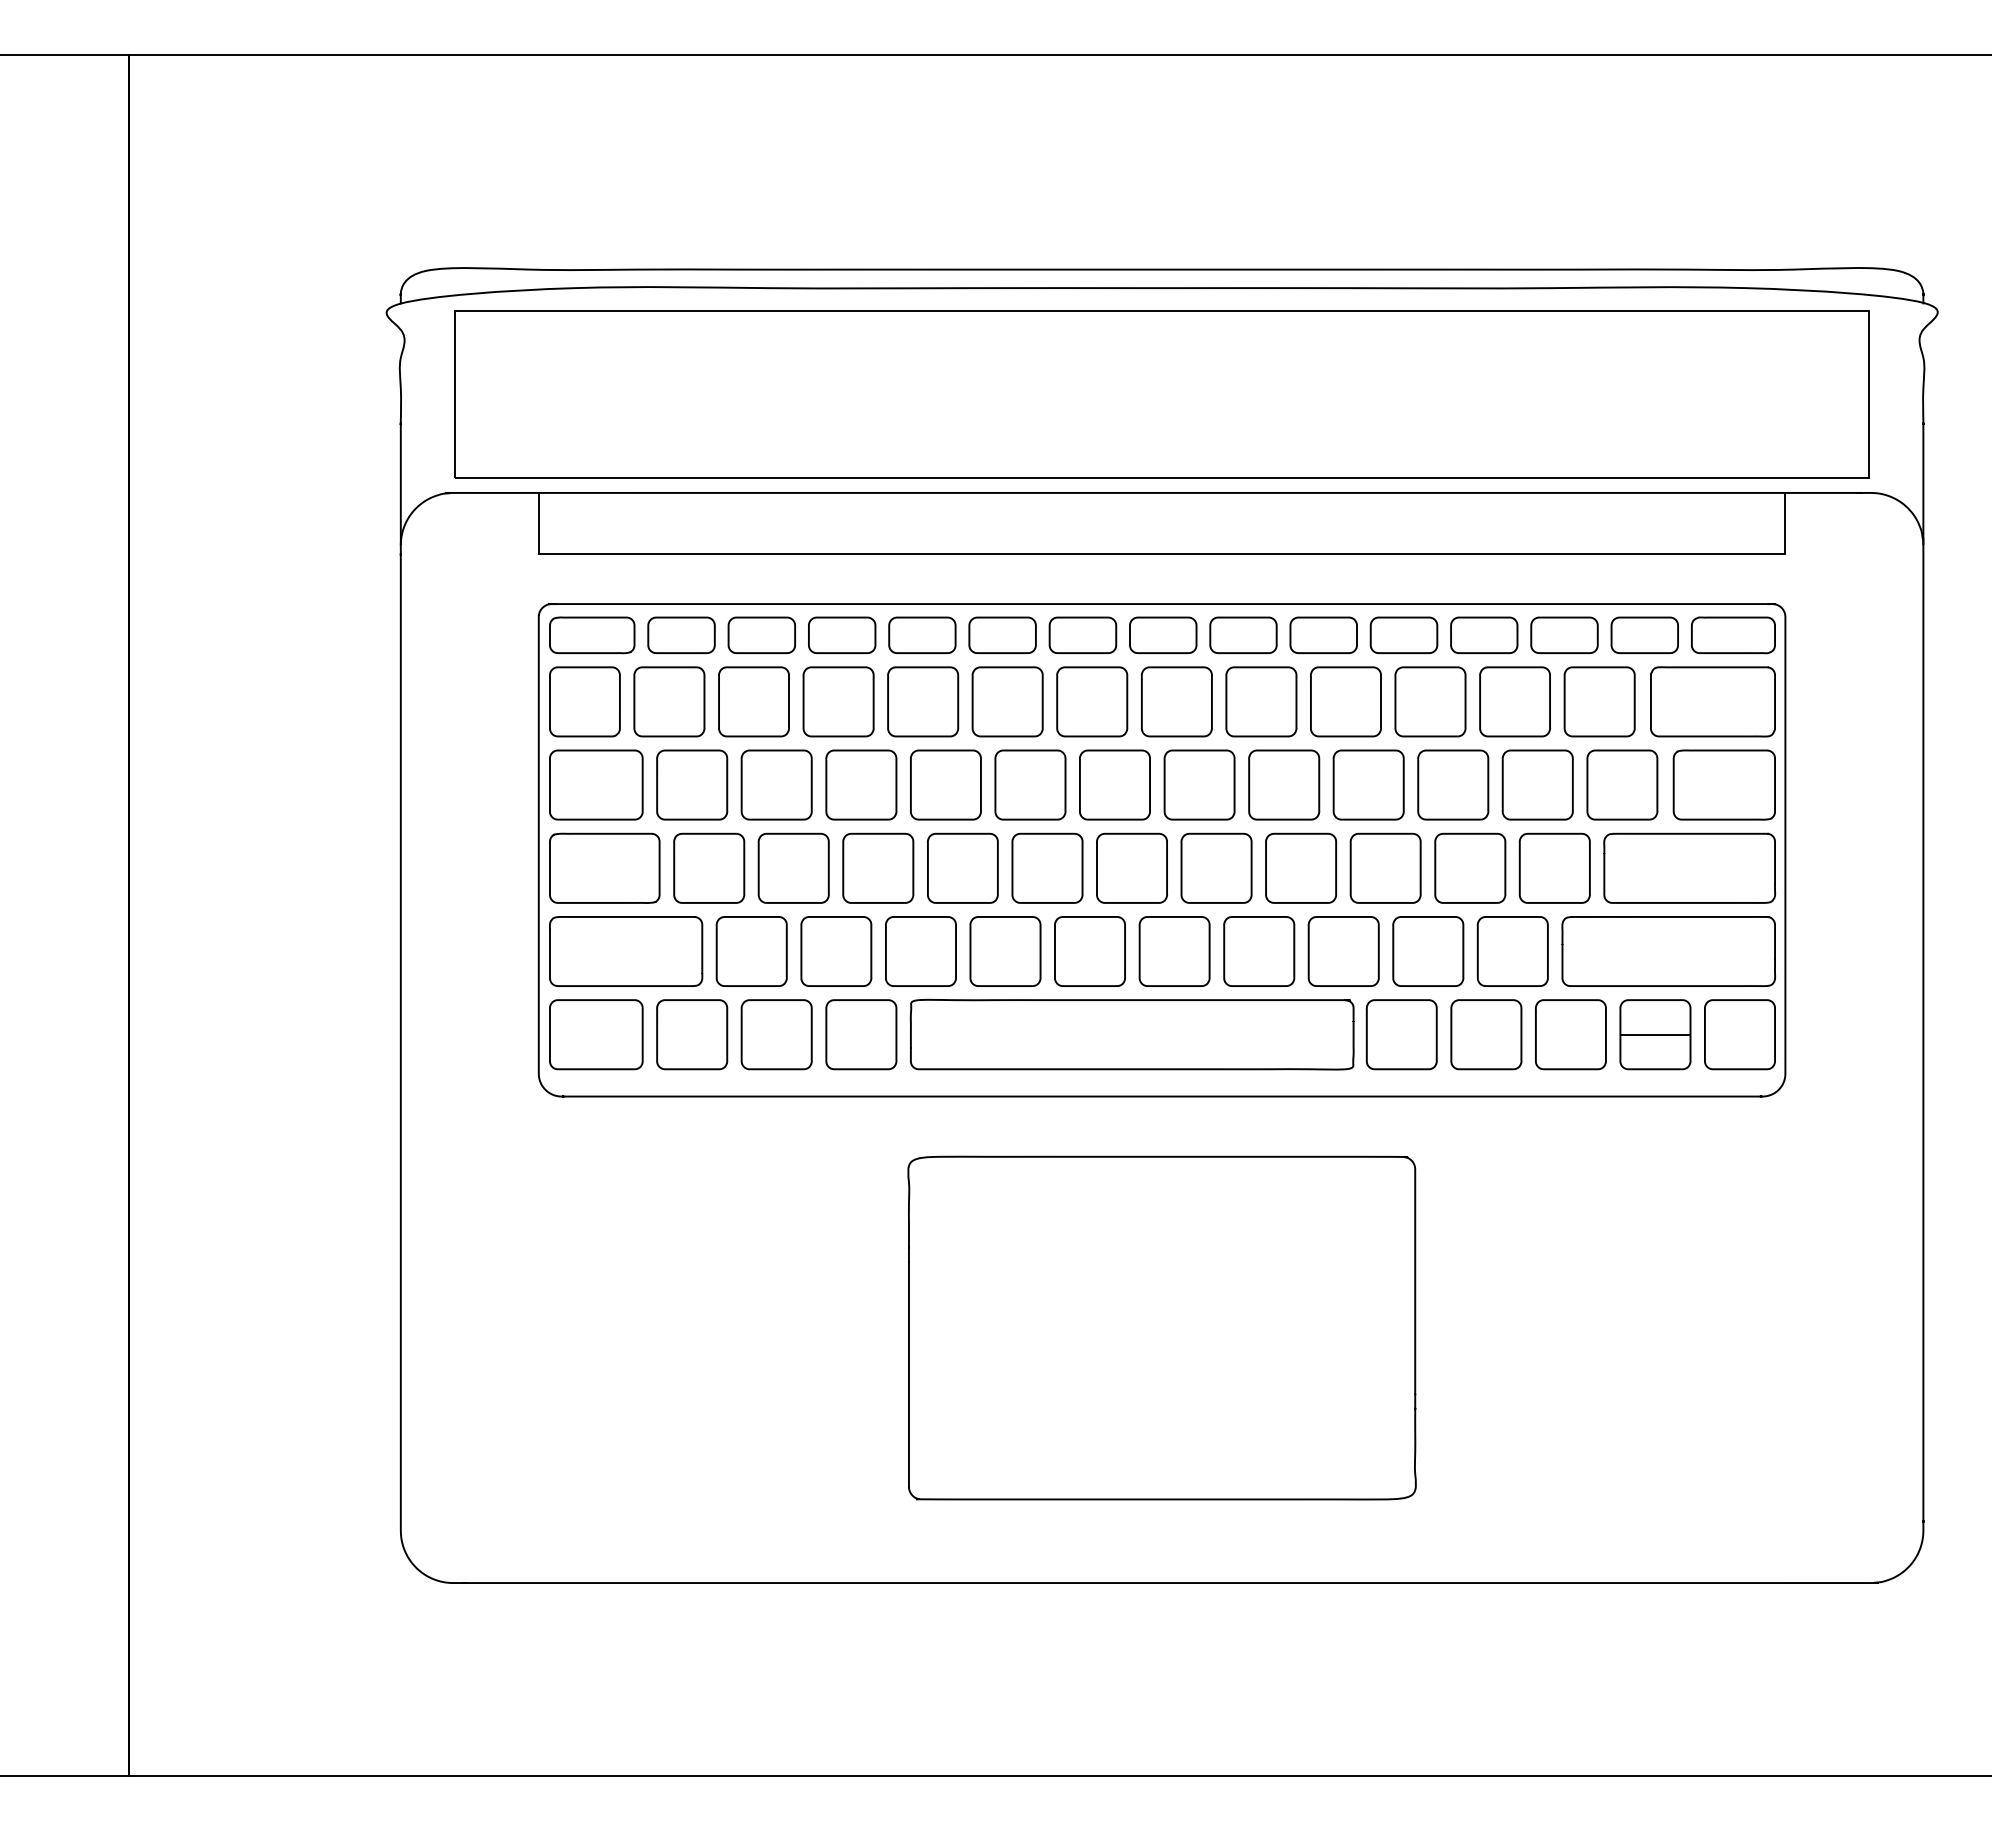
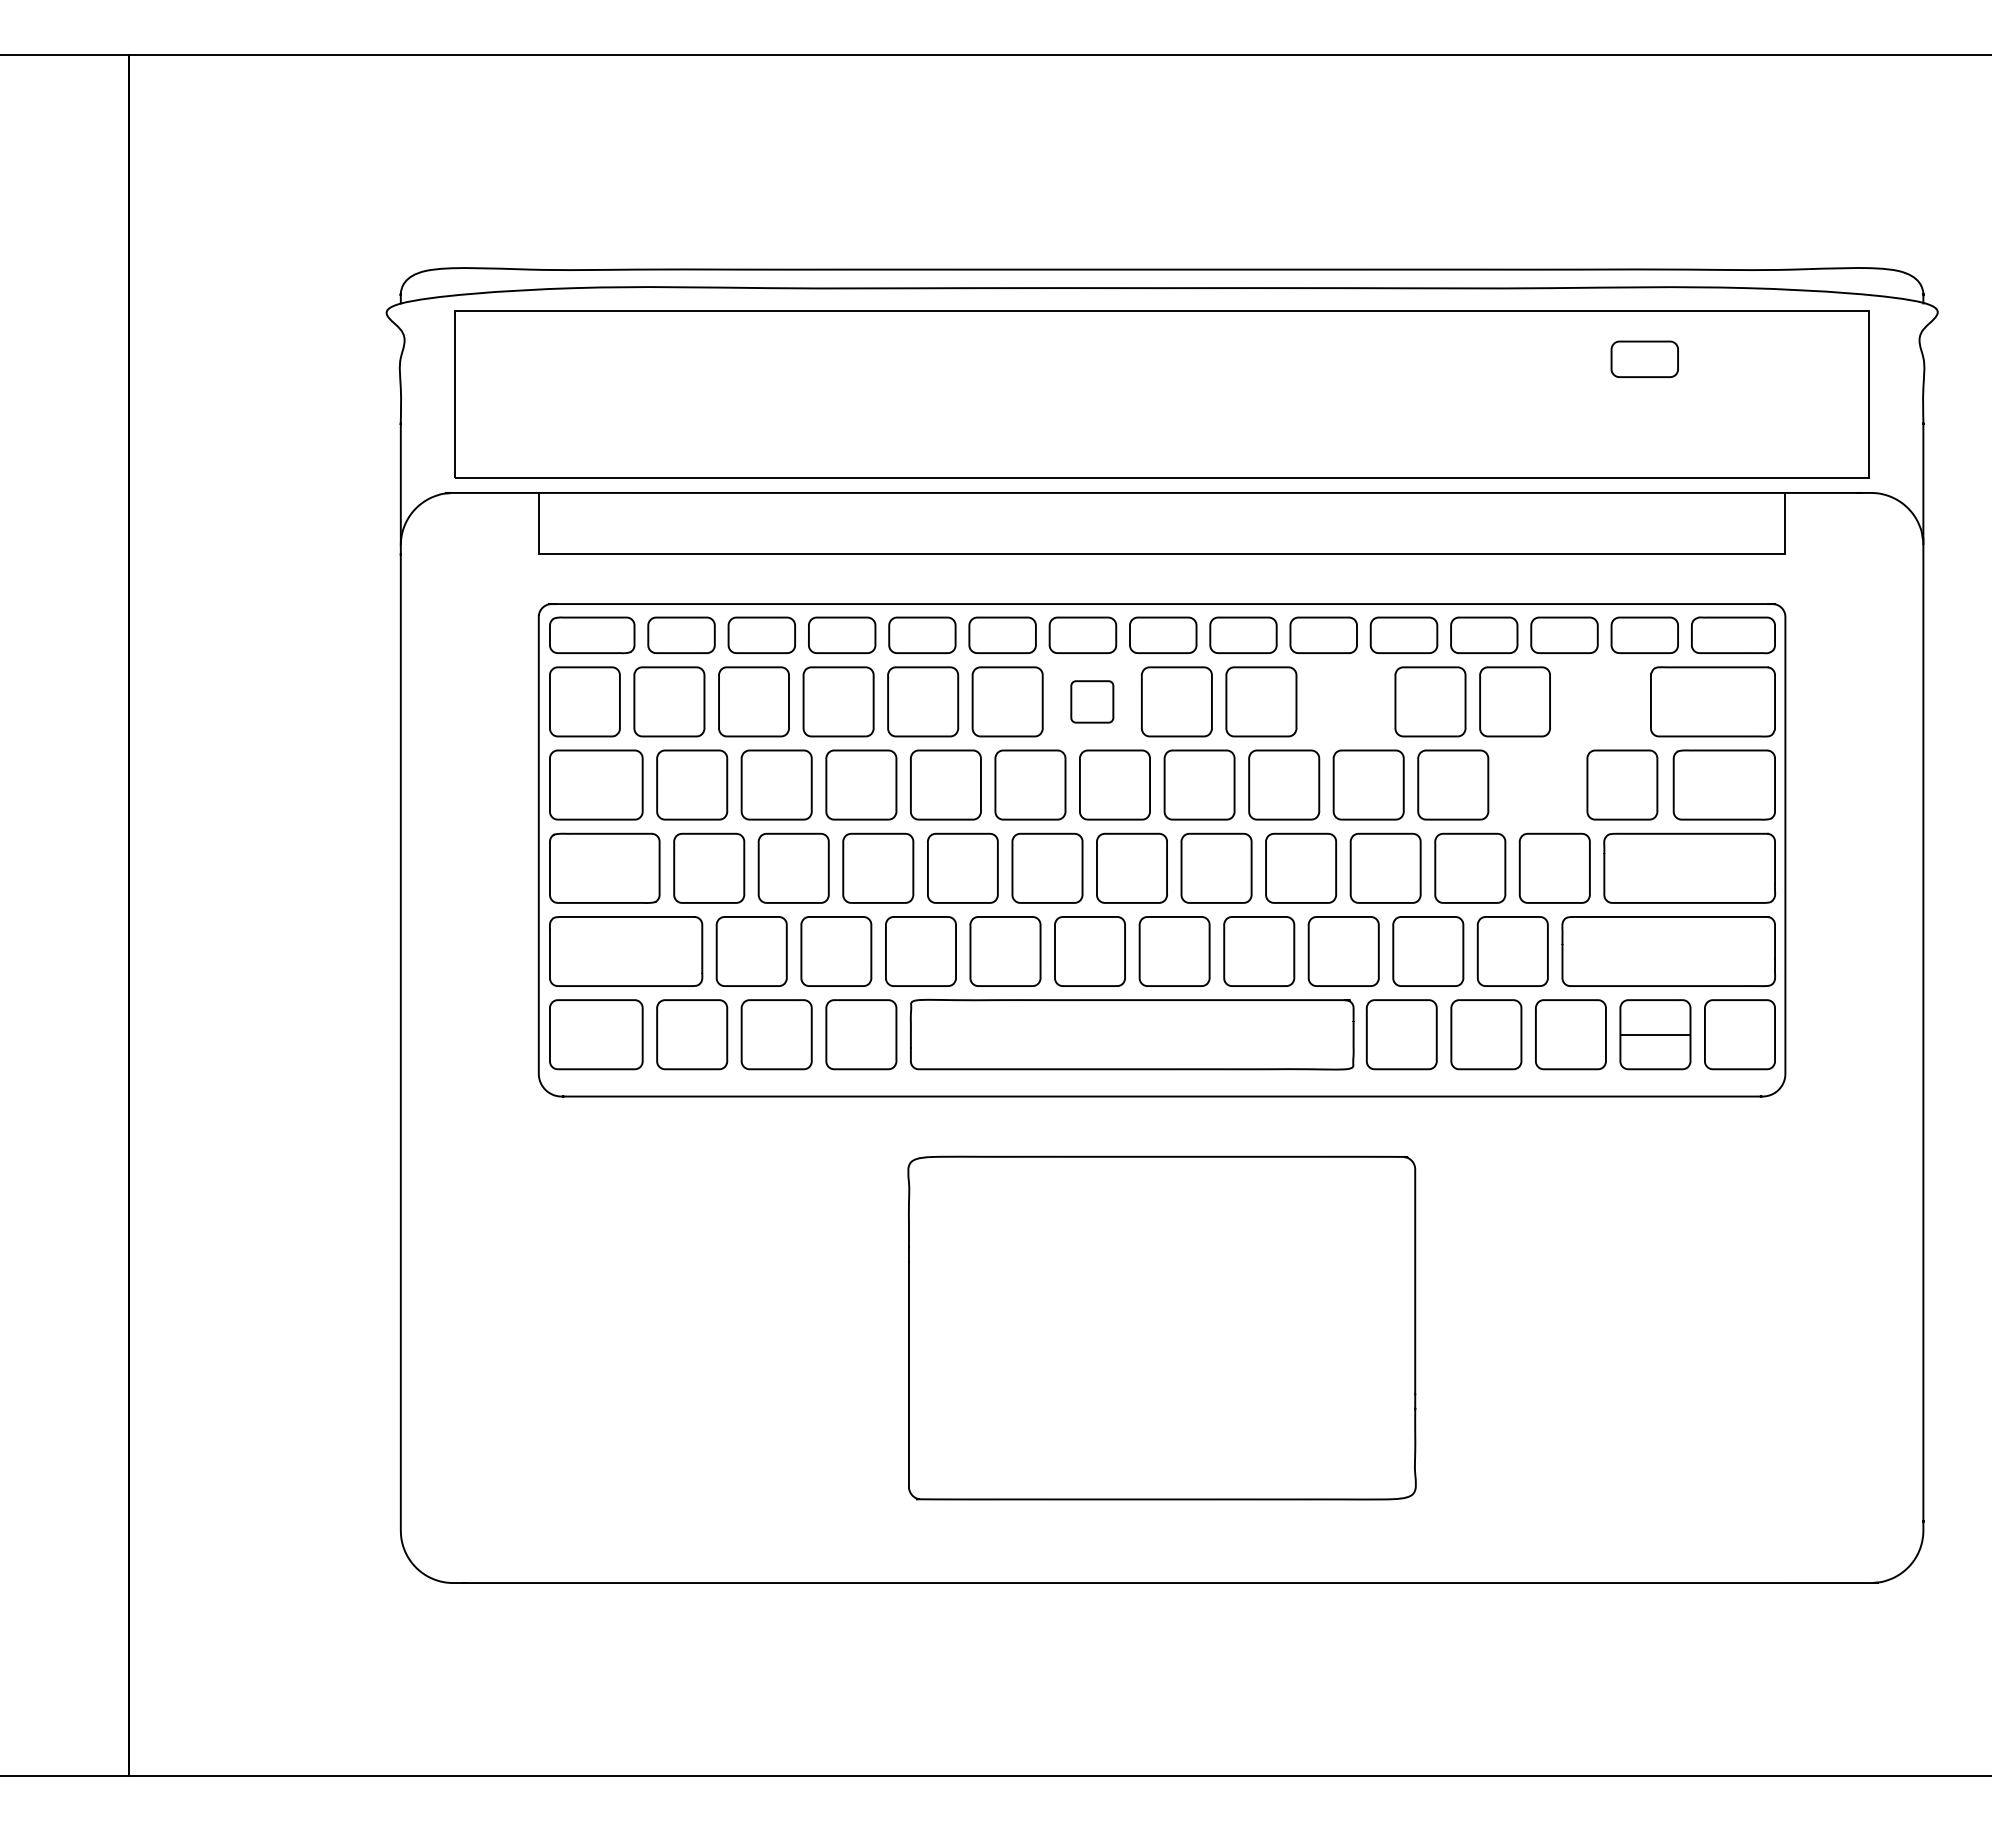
part: none -> present (1644, 358)
part size: 73x72 px -> 45x44 px (1092, 701)
part: present -> none (1345, 701)
part: present -> none (1599, 701)
part: present -> none (1537, 784)
